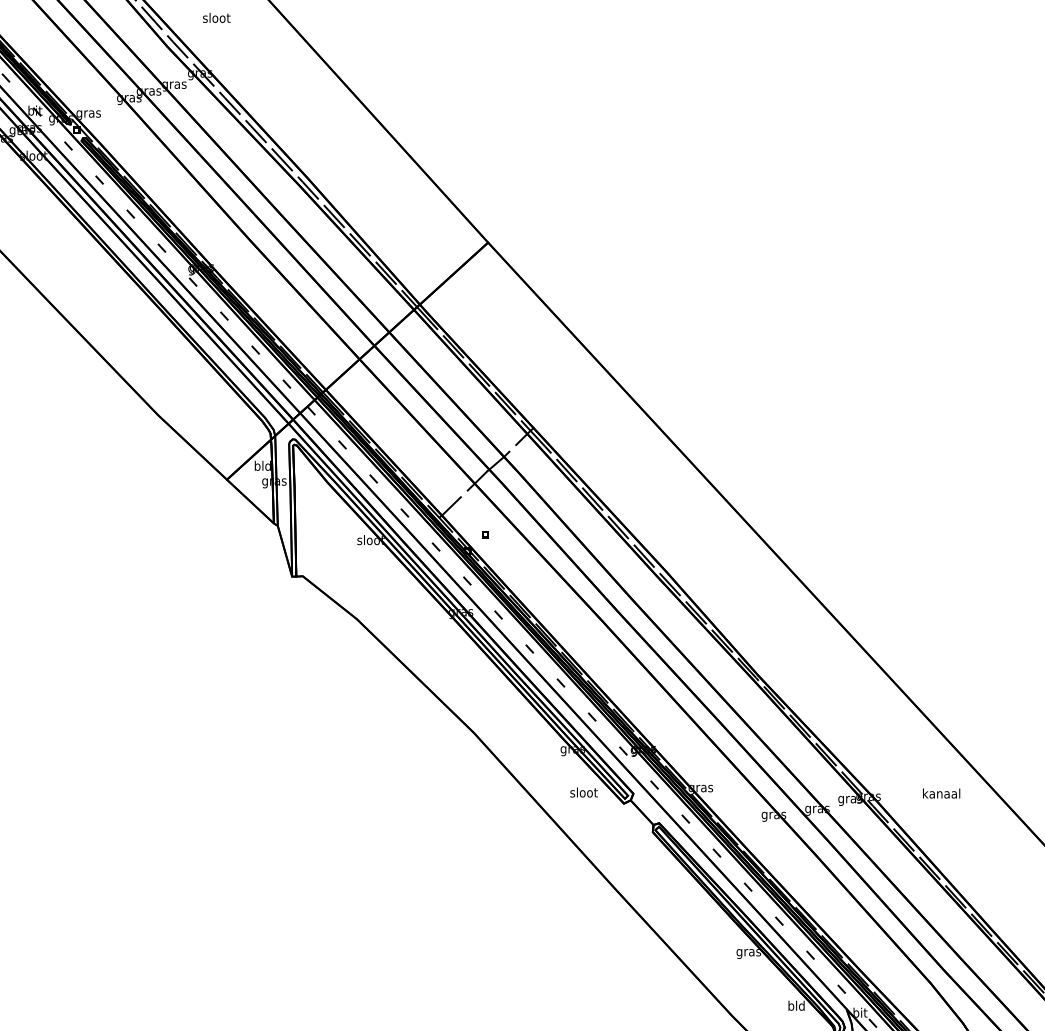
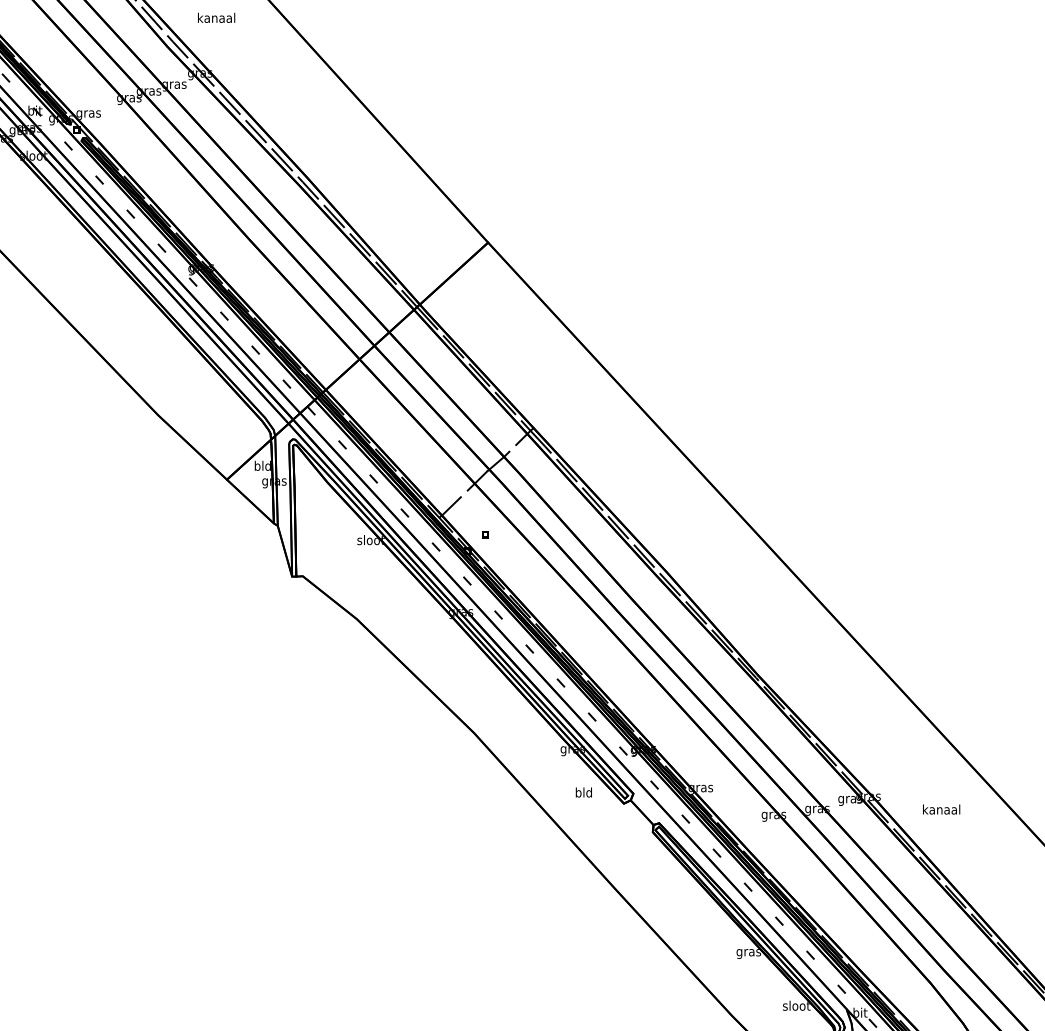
text: sloot -> kanaal (216, 17)
text: sloot -> bld (583, 792)
text position: (941, 793) -> (941, 809) (941, 809)
text: bld -> sloot (796, 1005)
